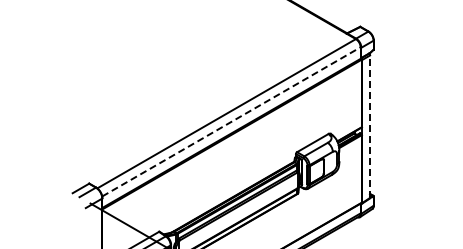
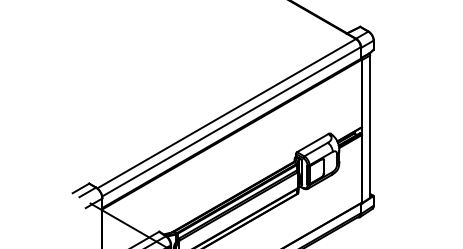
line: dashed -> solid (231, 121)
line: dashed -> solid (370, 126)
